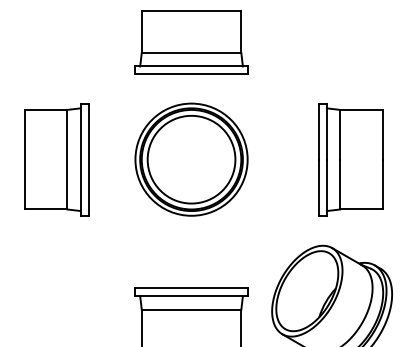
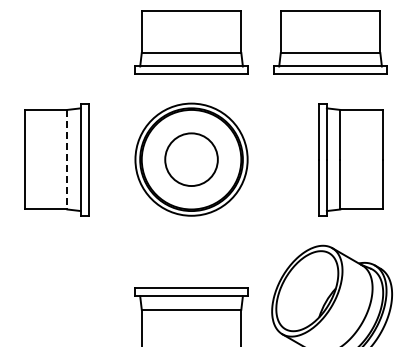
part: none -> present (330, 42)
line: solid -> dashed (67, 159)
circle diameter: 88 px -> 53 px (191, 159)
